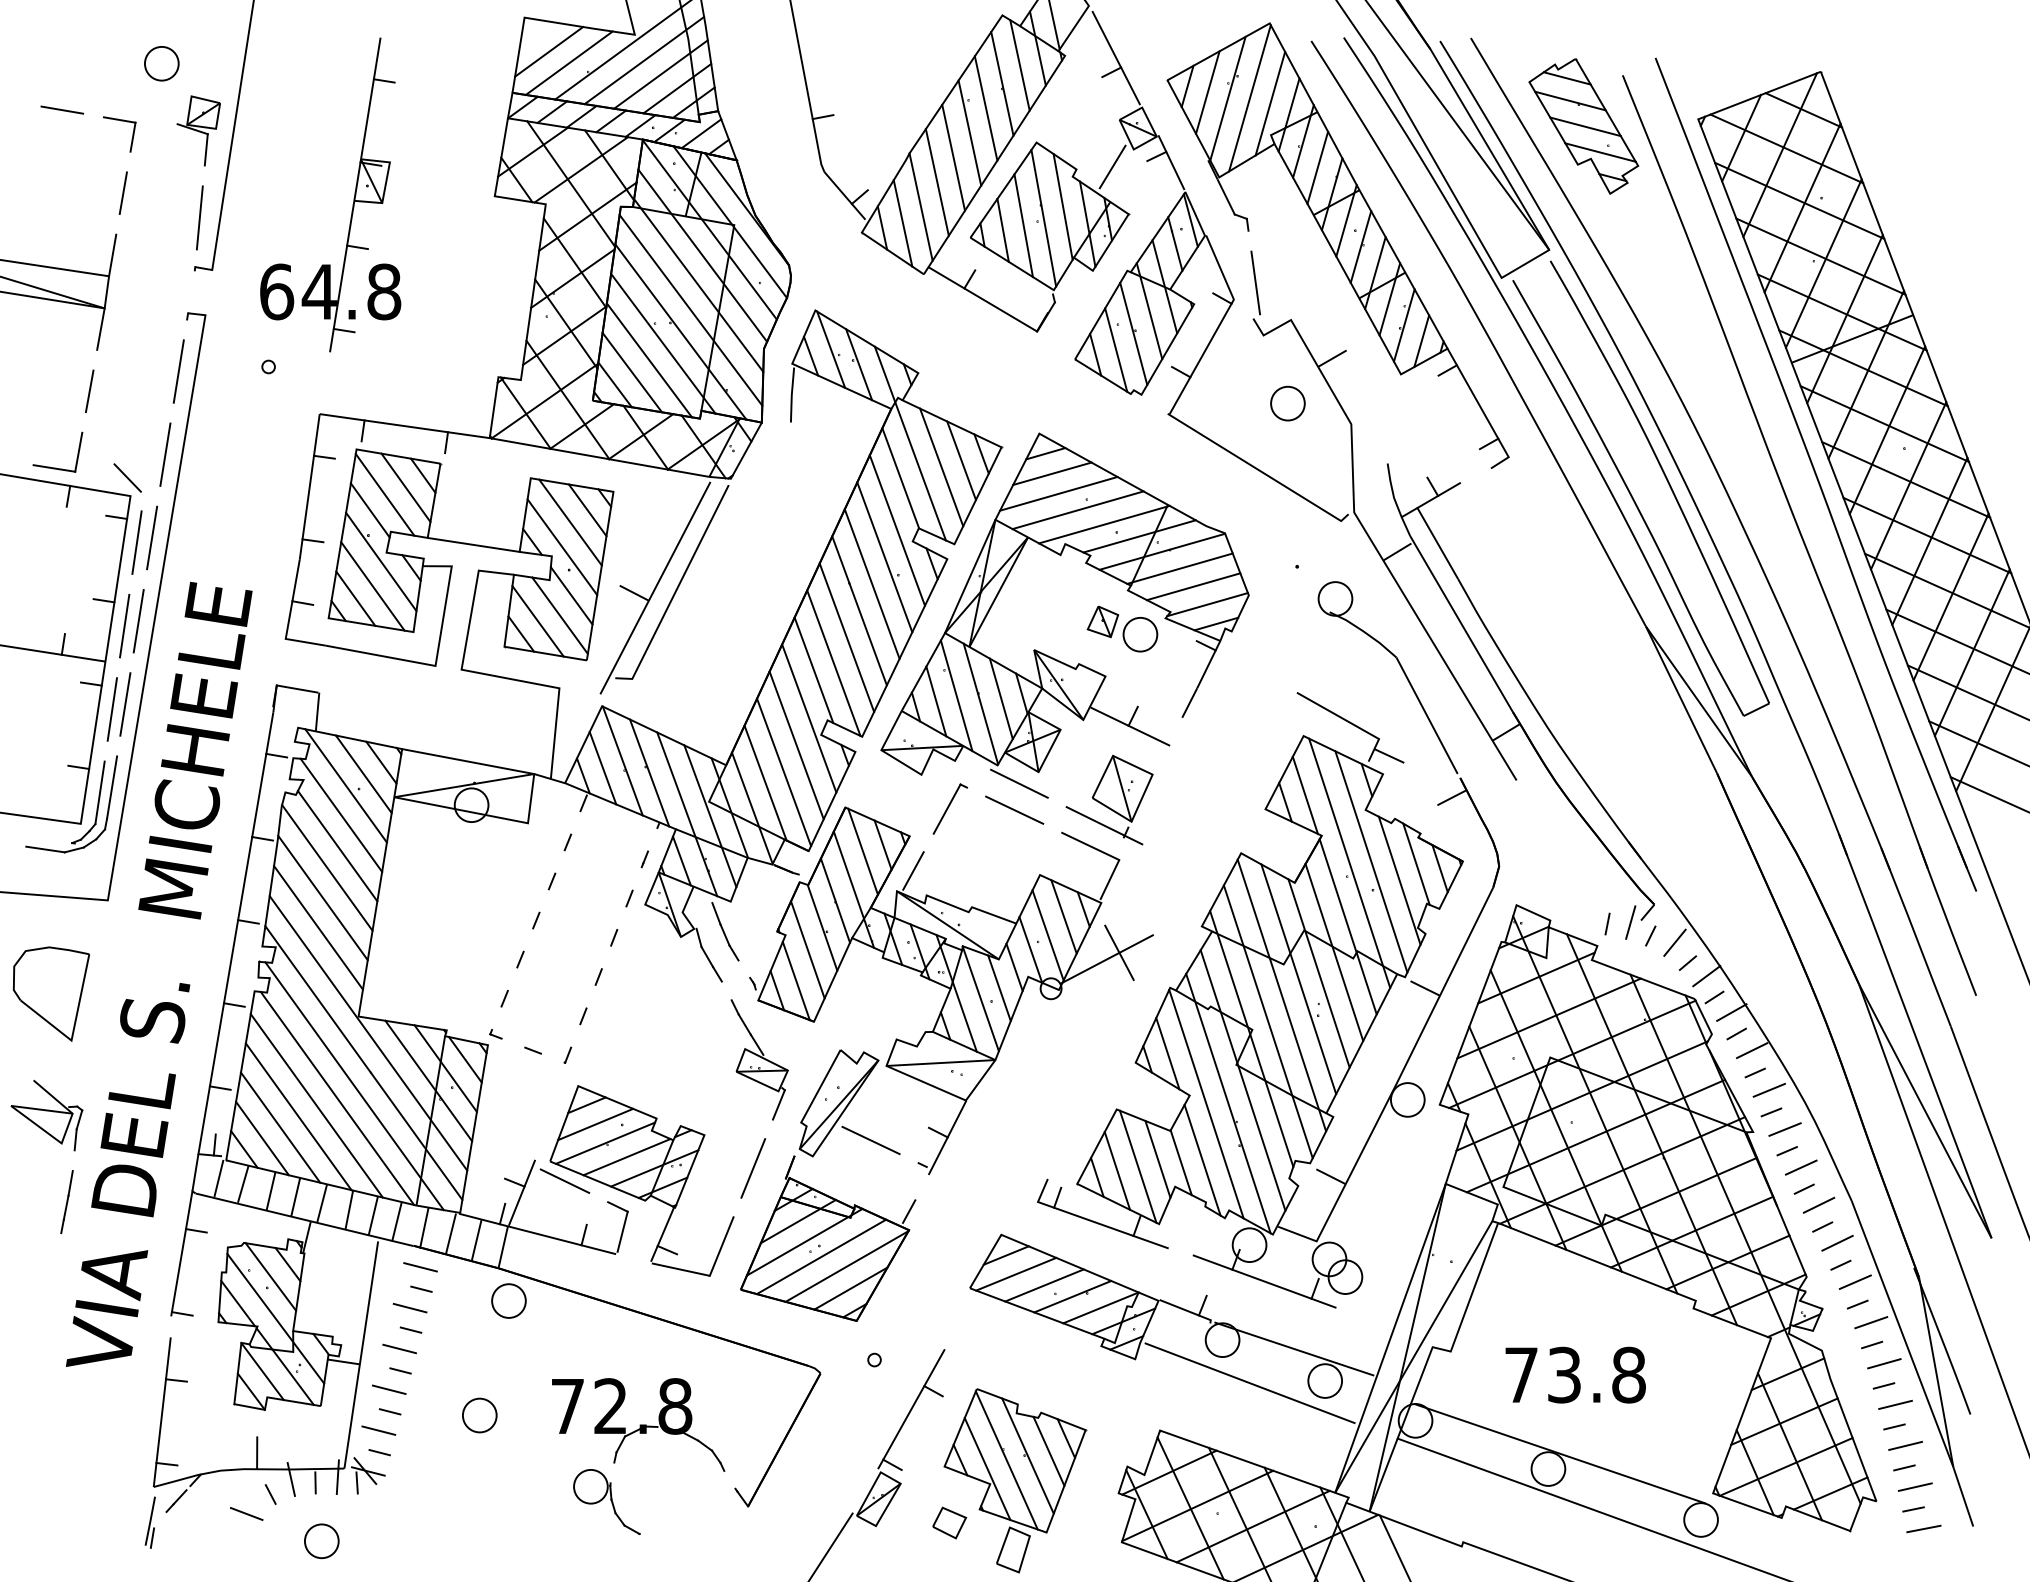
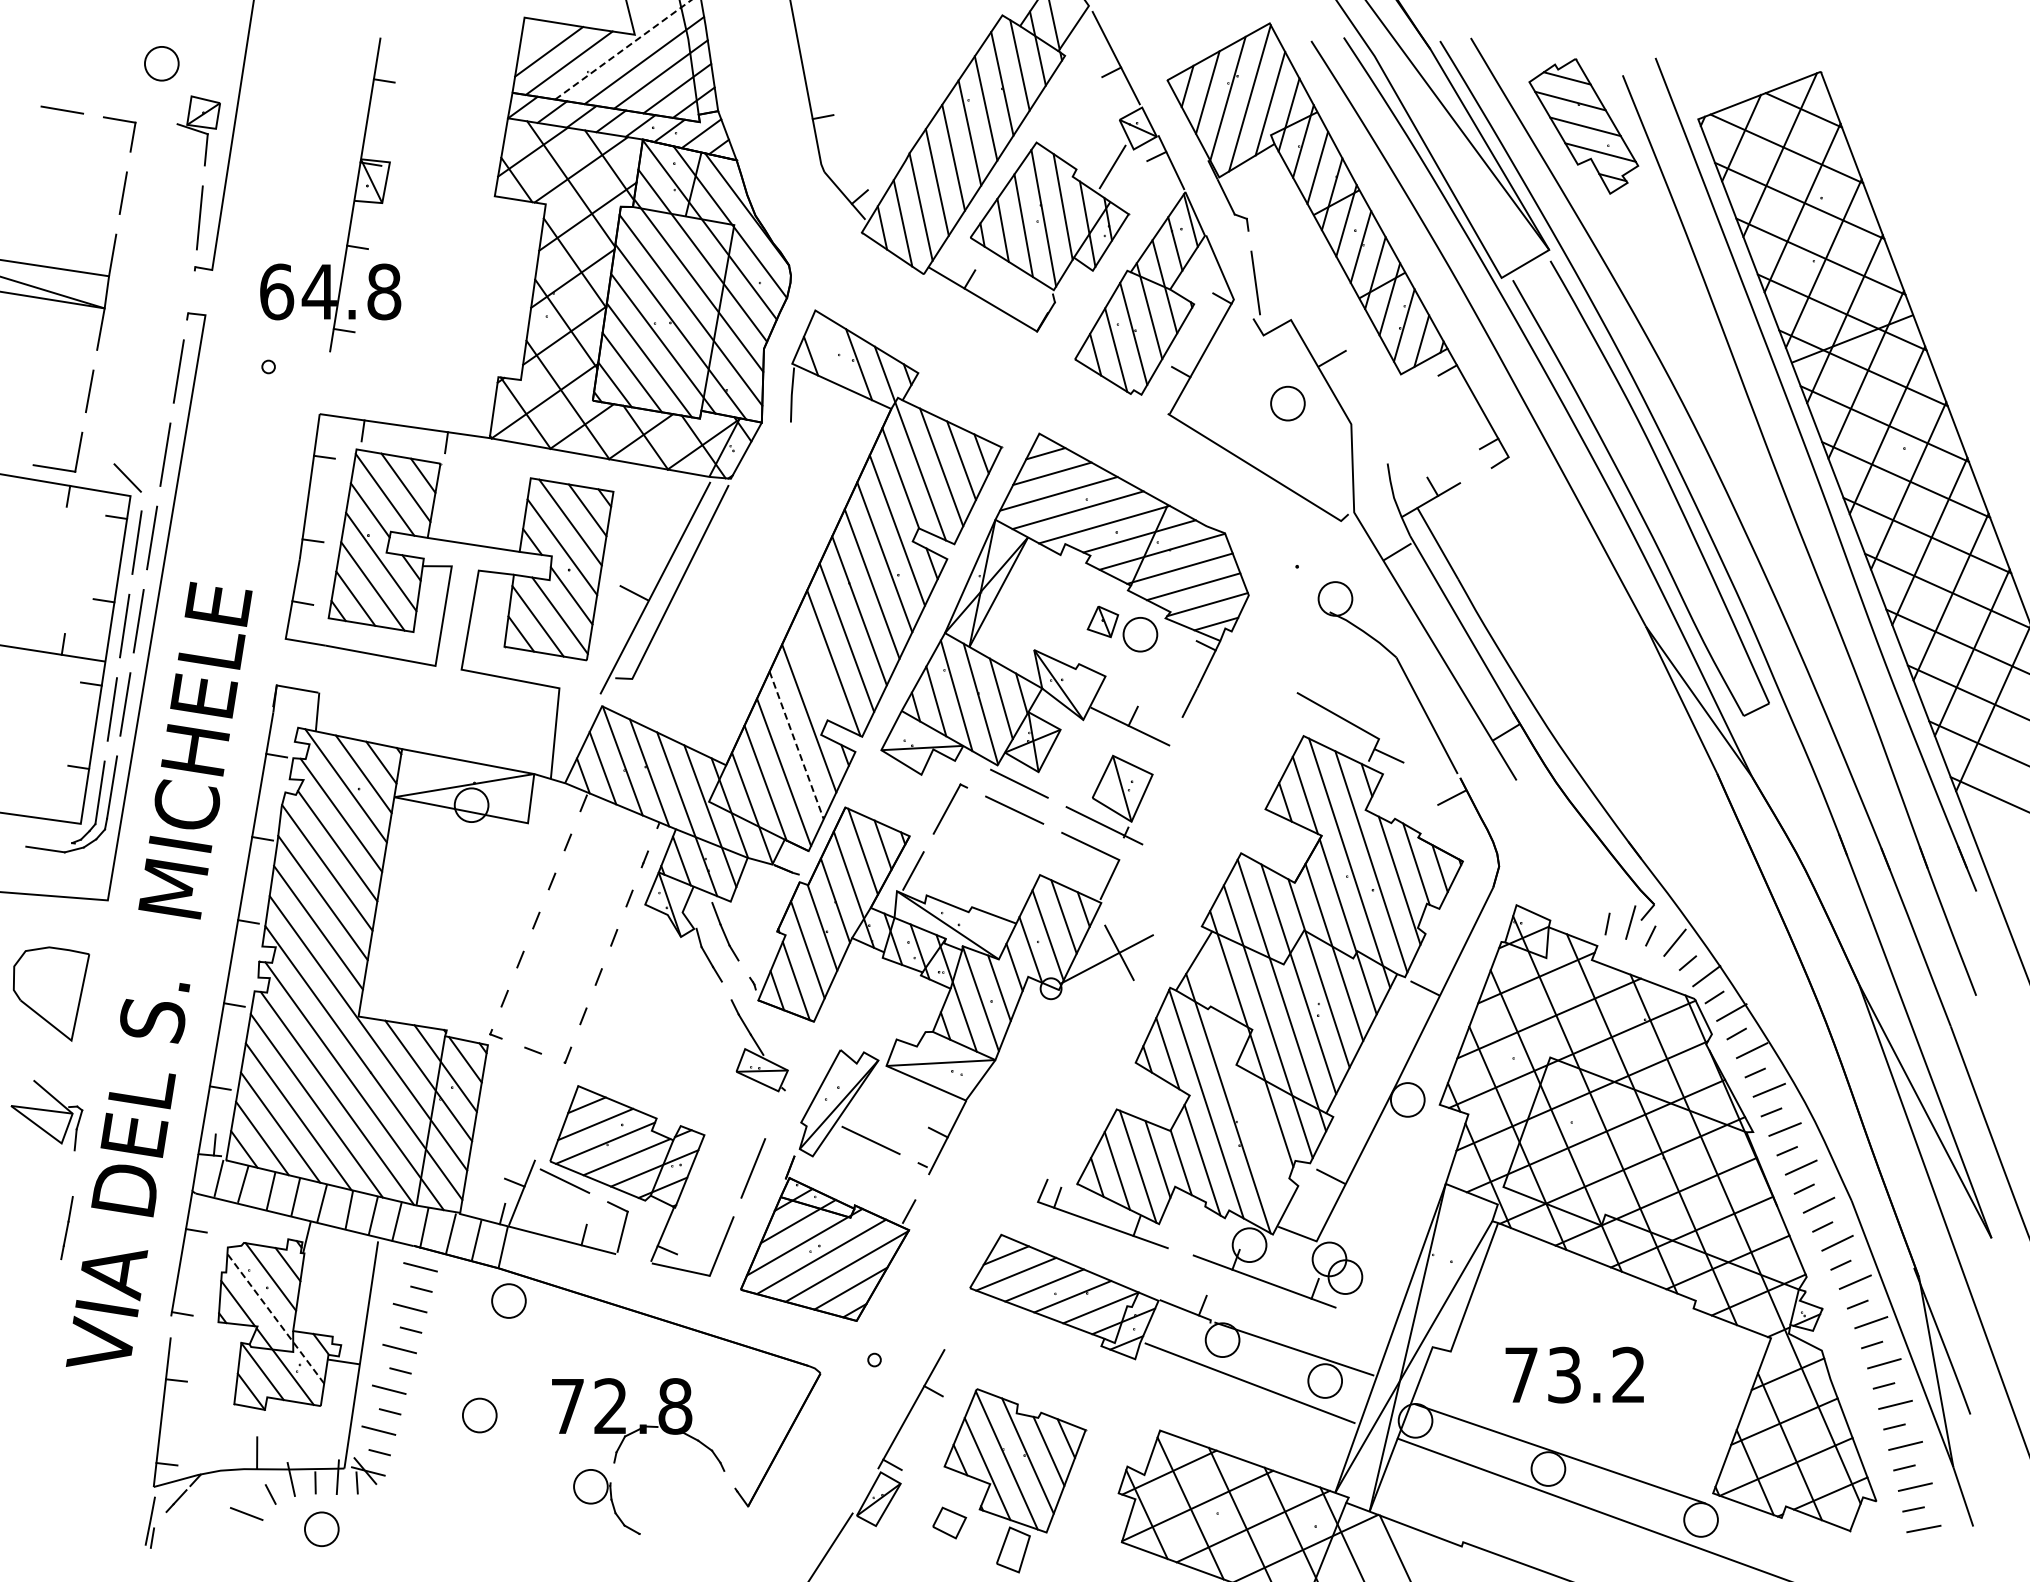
line: solid -> dashed (623, 49)
line: present -> none (831, 349)
line: present -> none (813, 670)
line: solid -> dashed (796, 745)
line: present -> none (1242, 1080)
line: present -> none (778, 1104)
line position: (66, 1202) -> (66, 1228) (66, 1228)
line: solid -> dashed (275, 1318)
text: 73.8 -> 73.2 (1628, 1374)
part position: (321, 1541) -> (321, 1529) (321, 1529)
